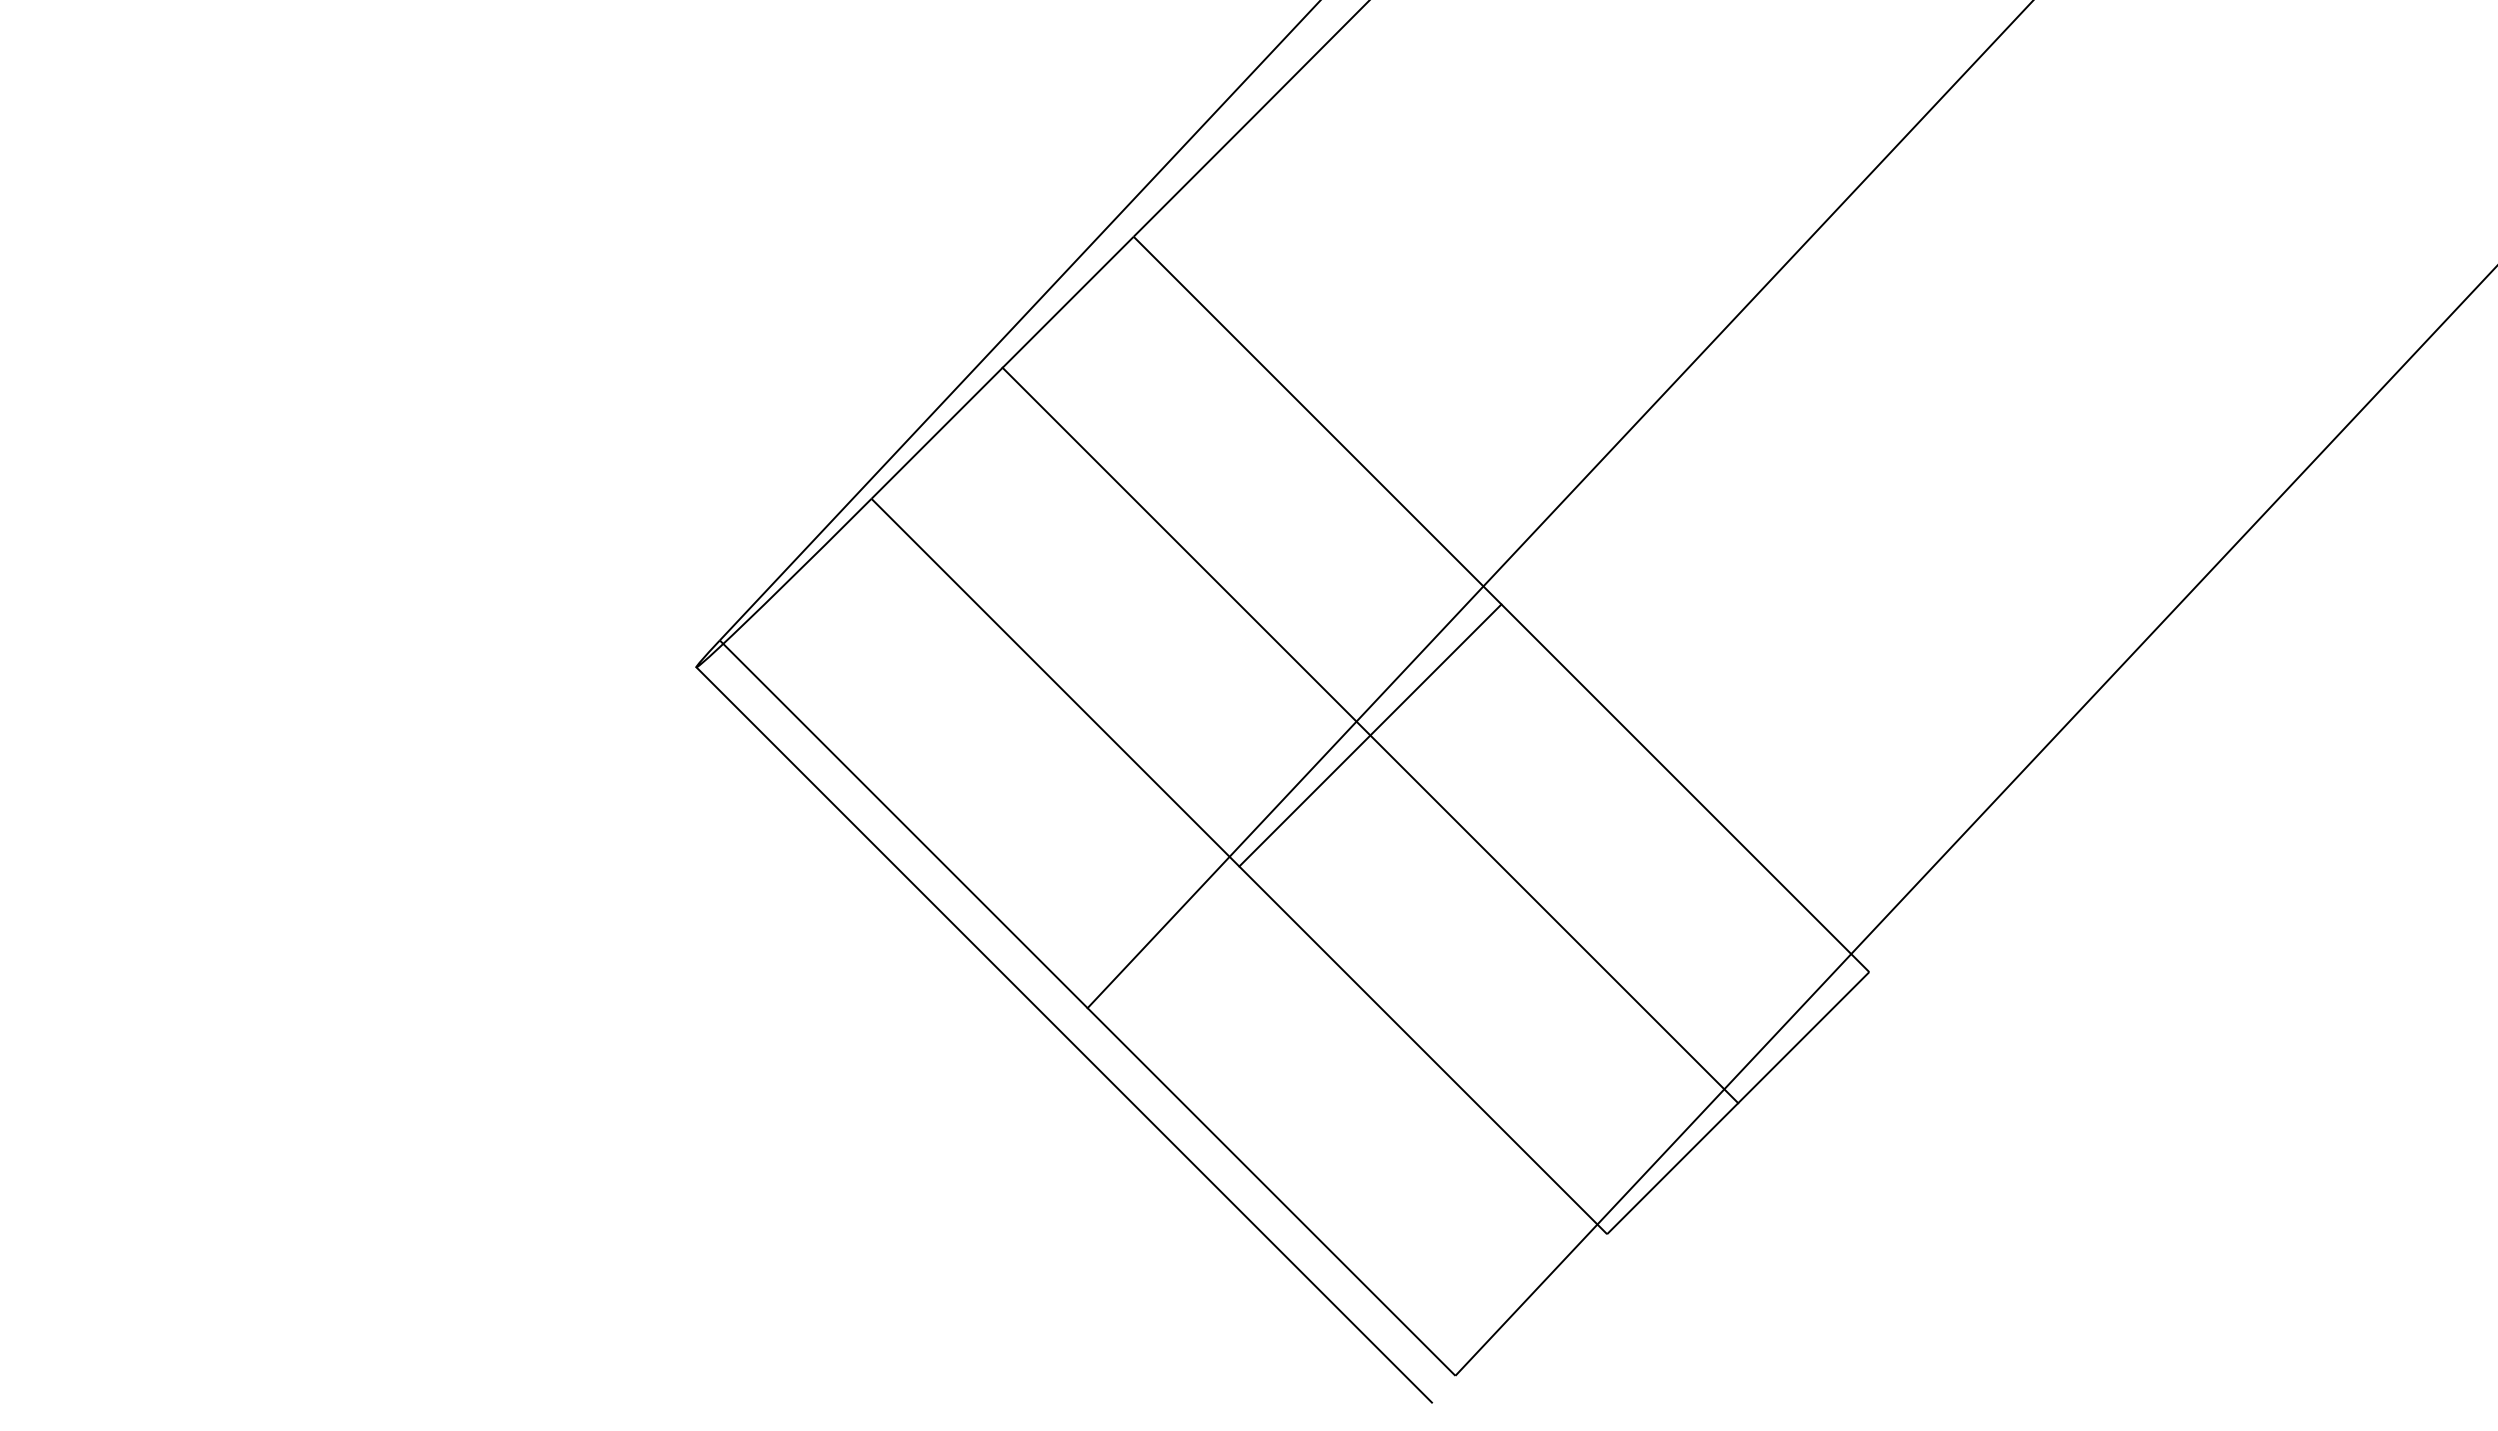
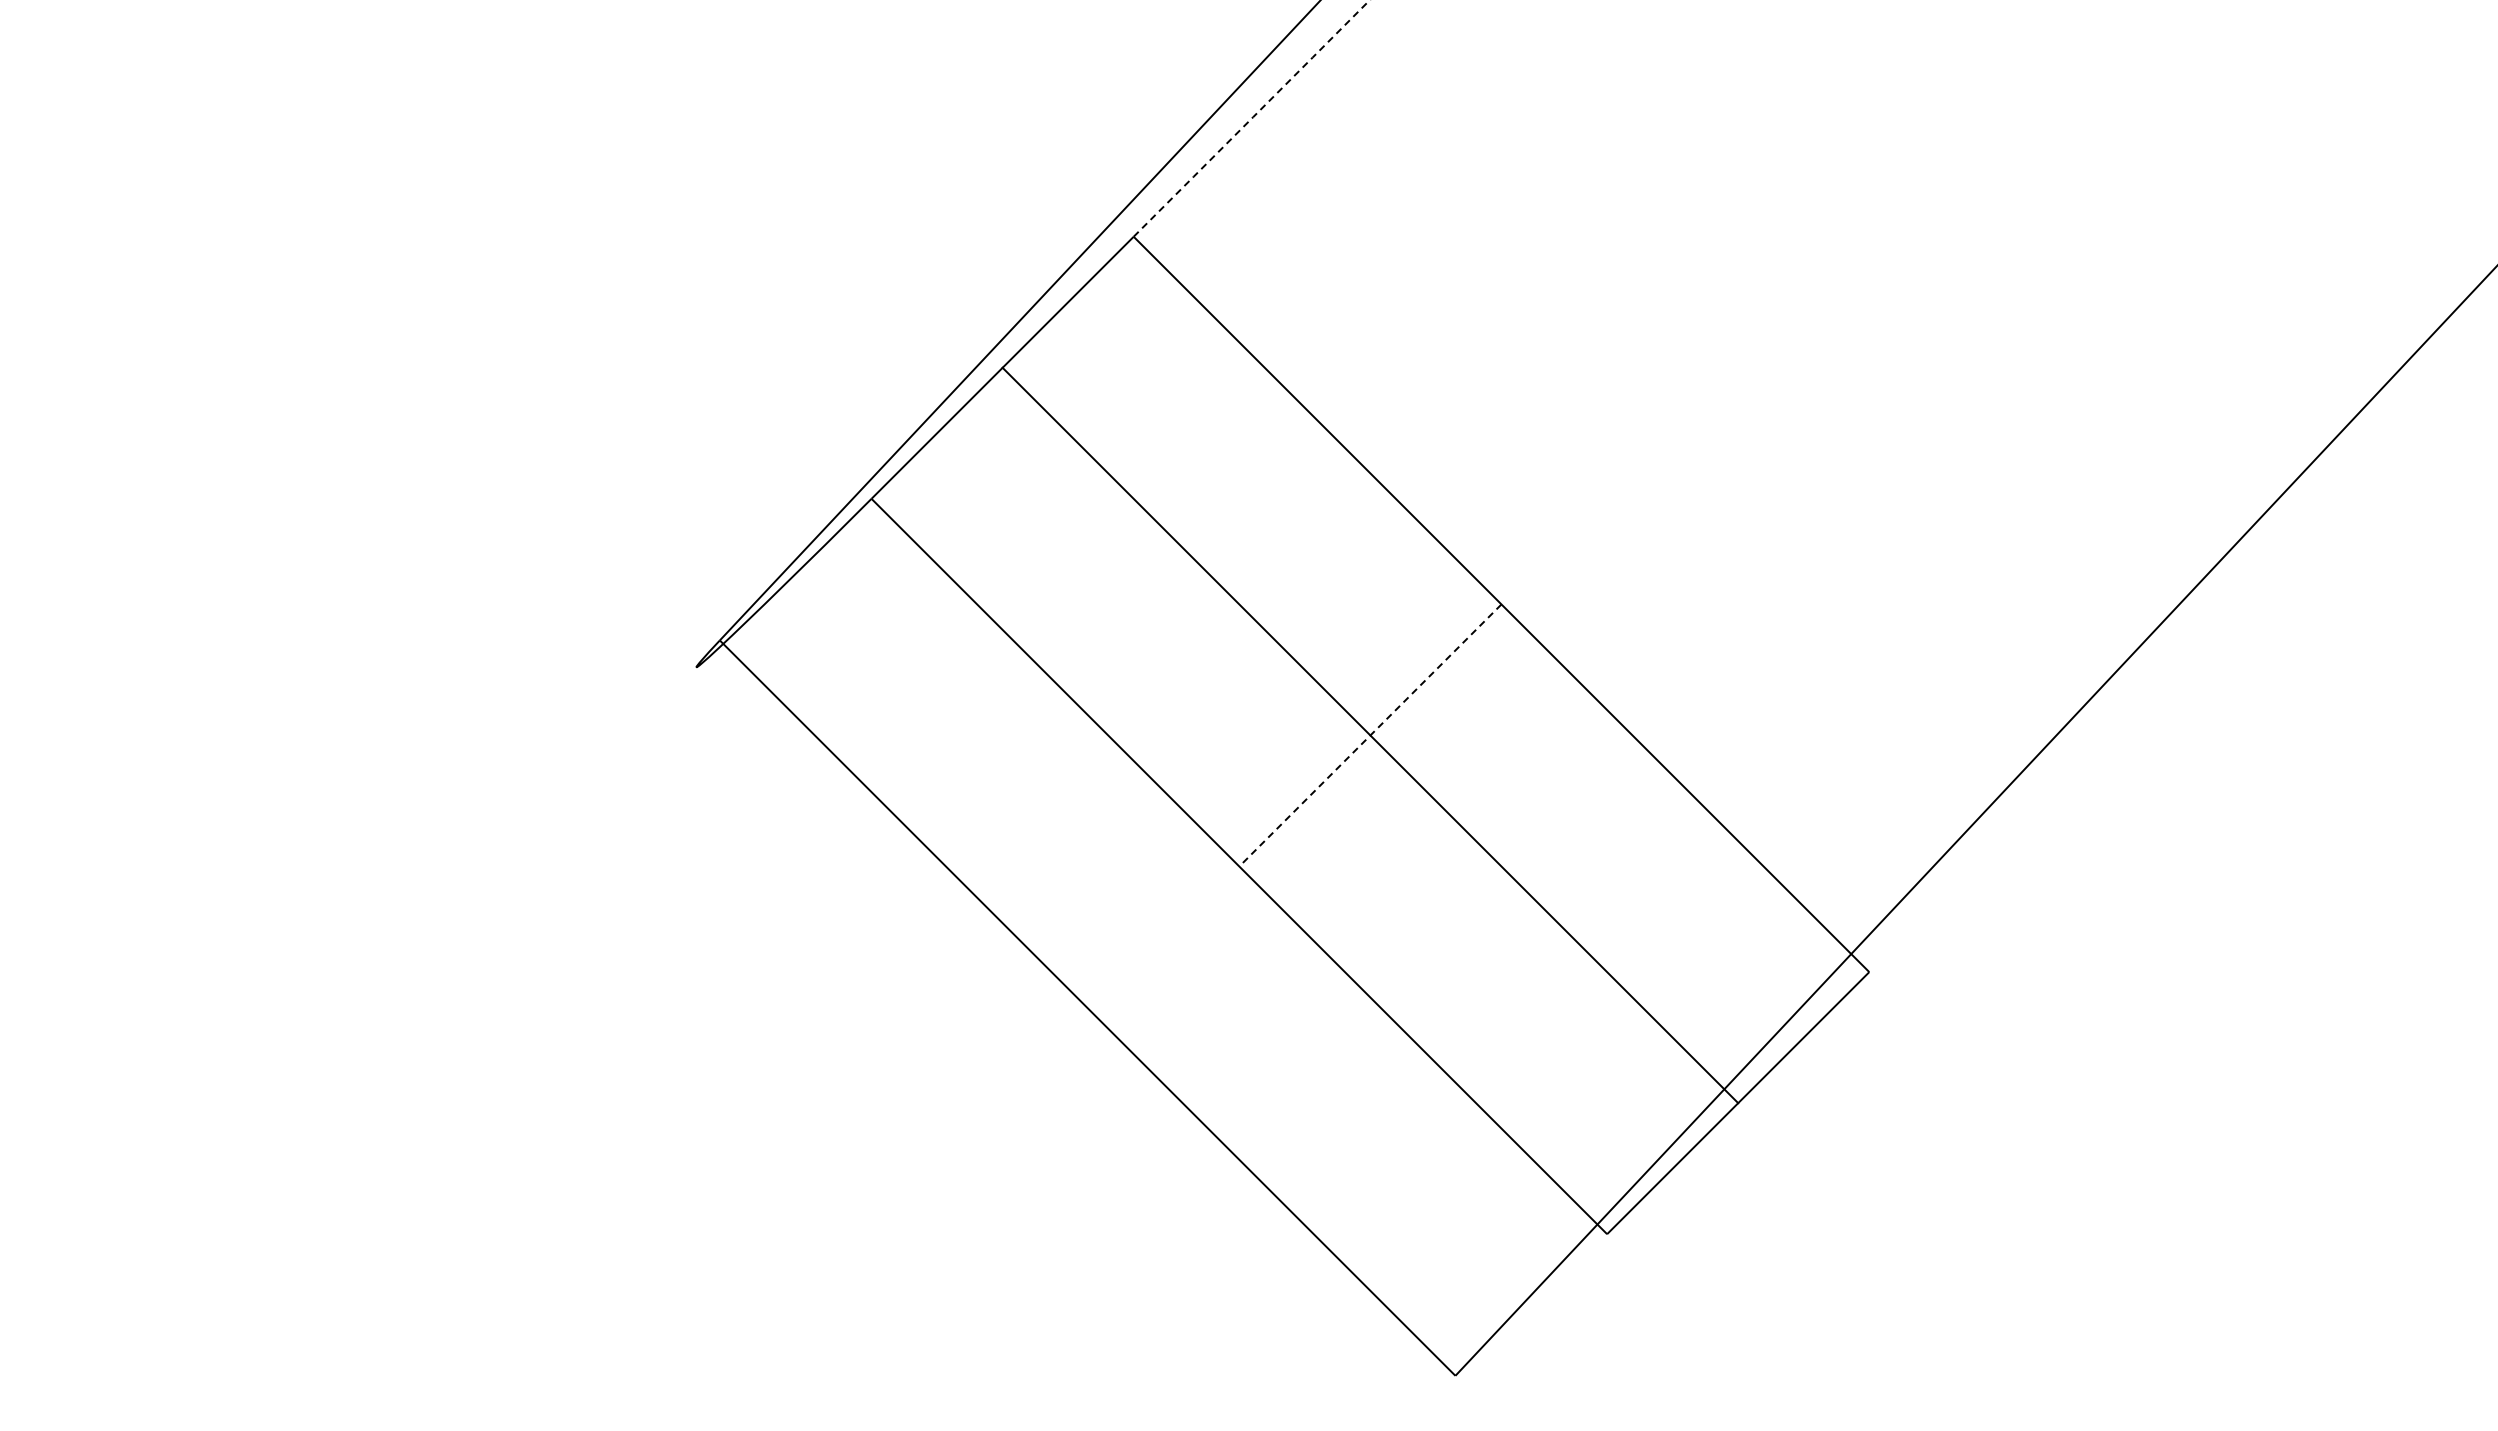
arc: solid -> dashed (1252, 117)
line: present -> none (1559, 505)
line: solid -> dashed (1370, 735)
line: present -> none (1063, 1034)
